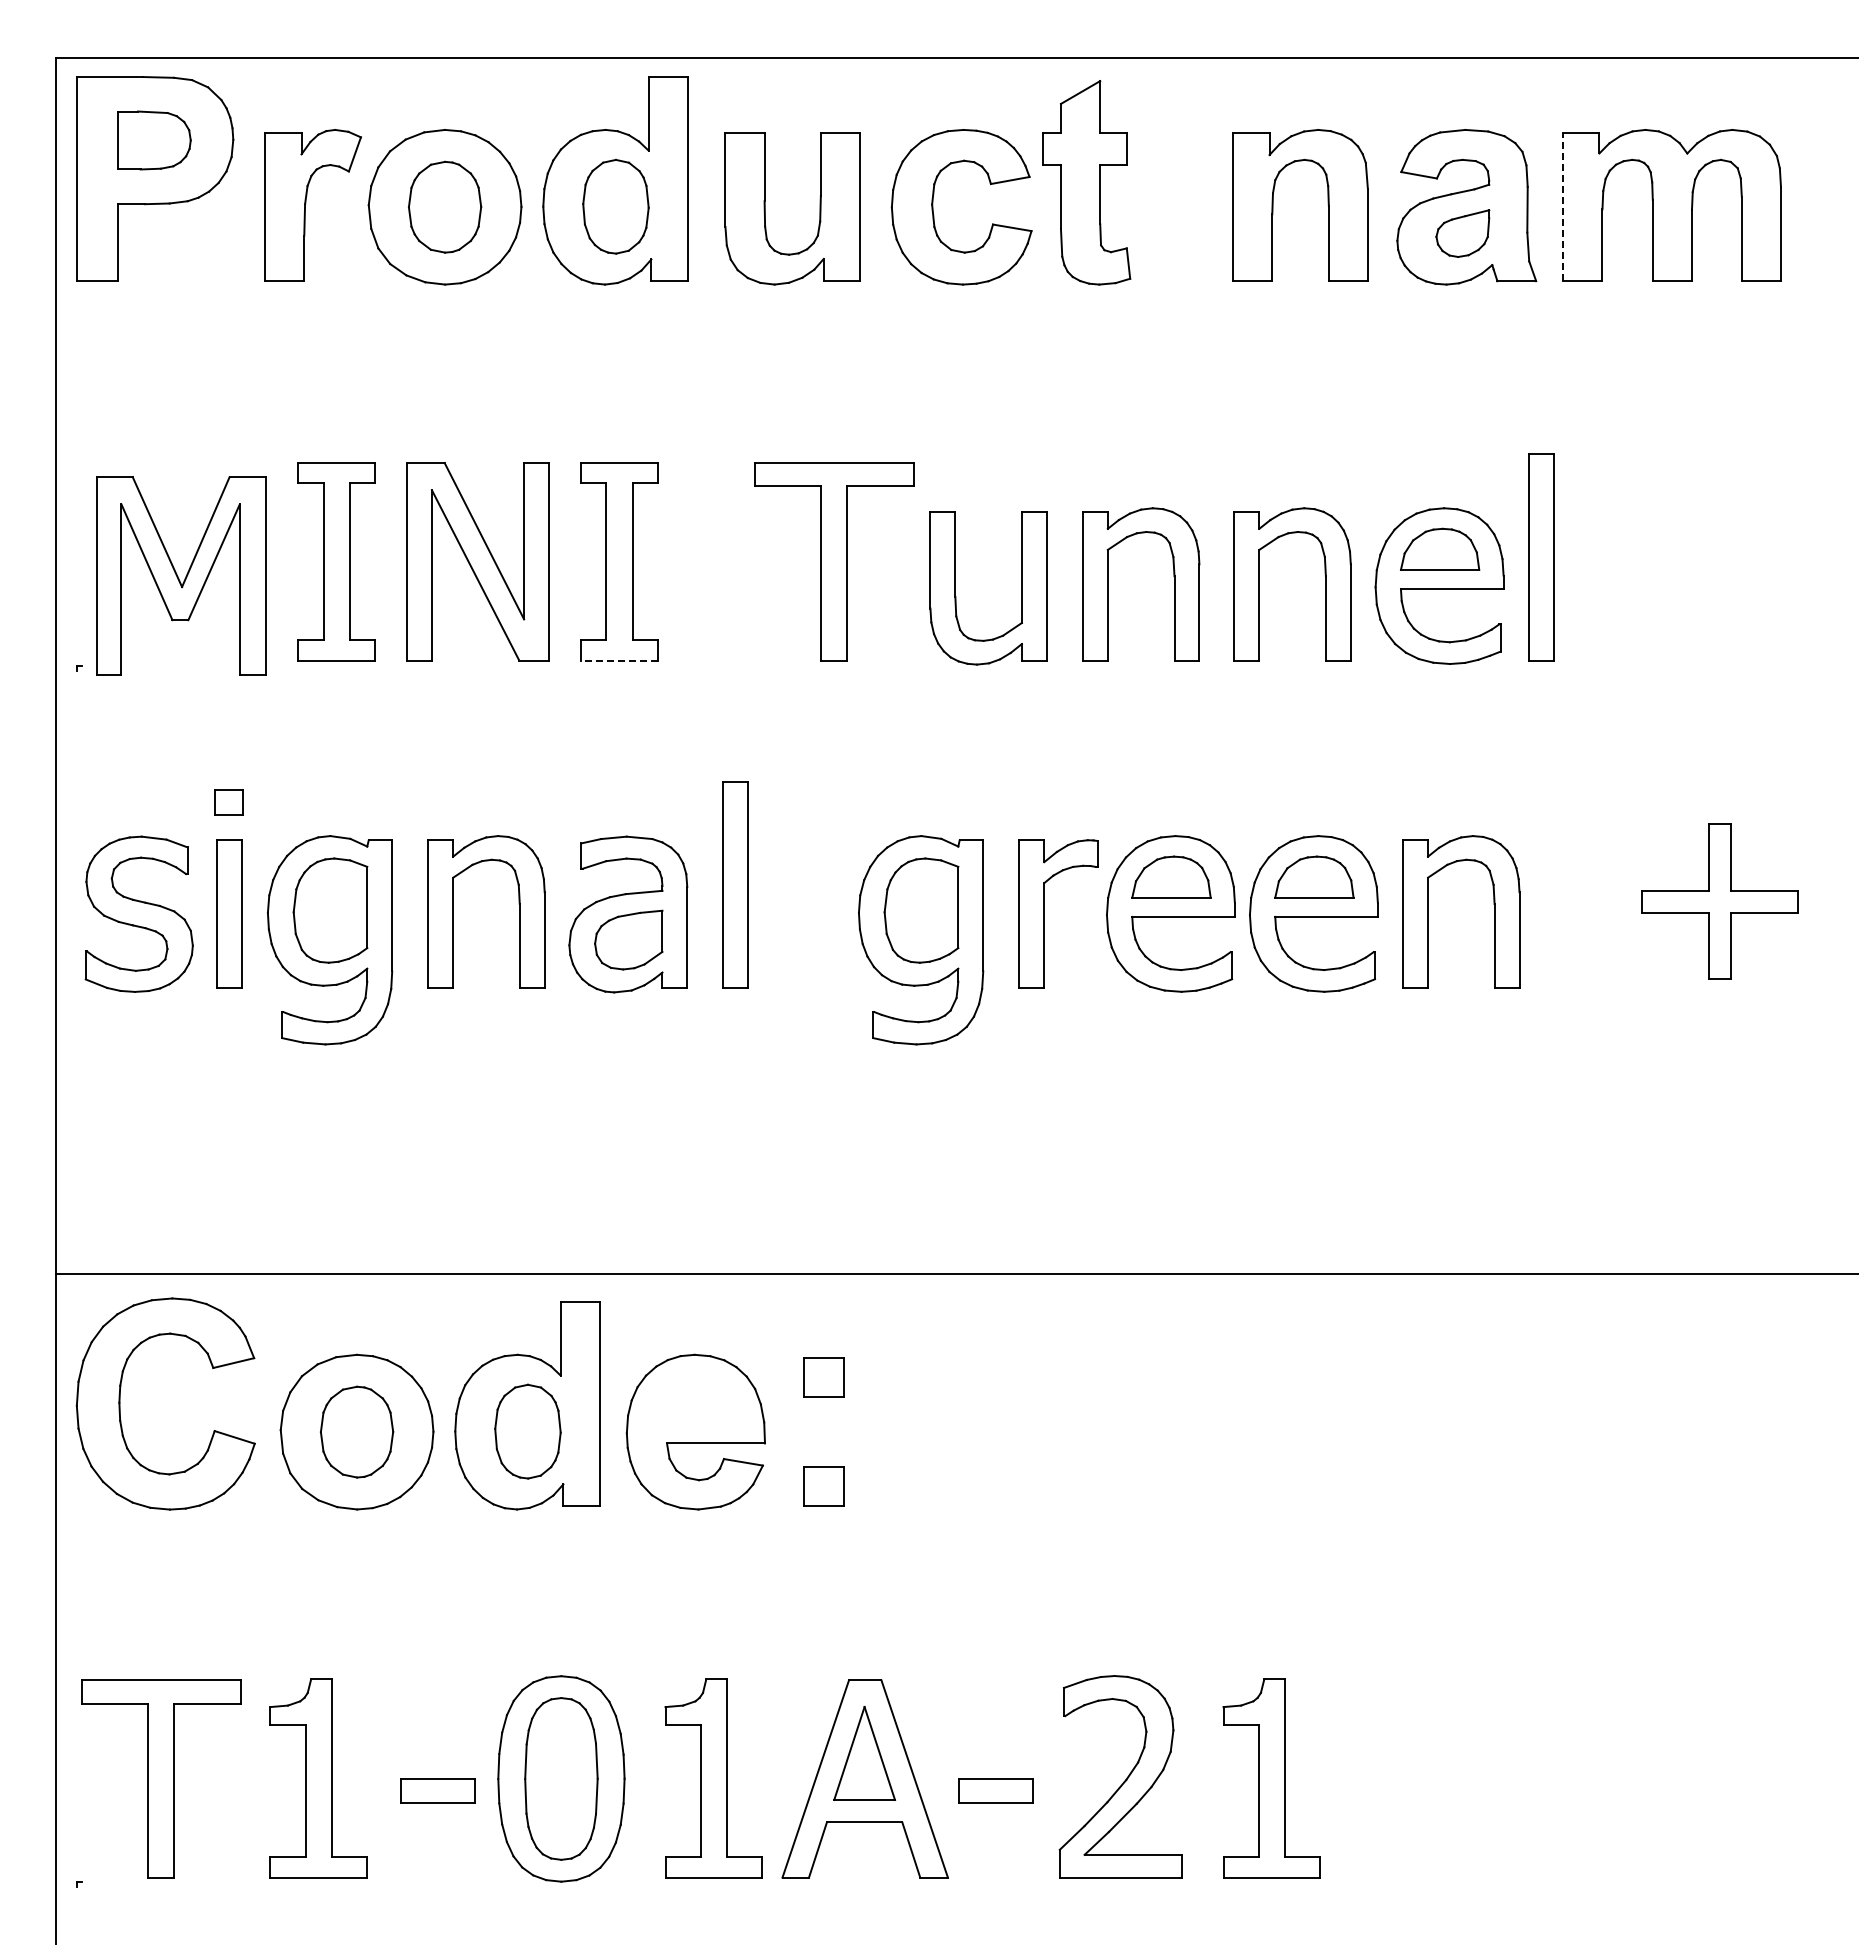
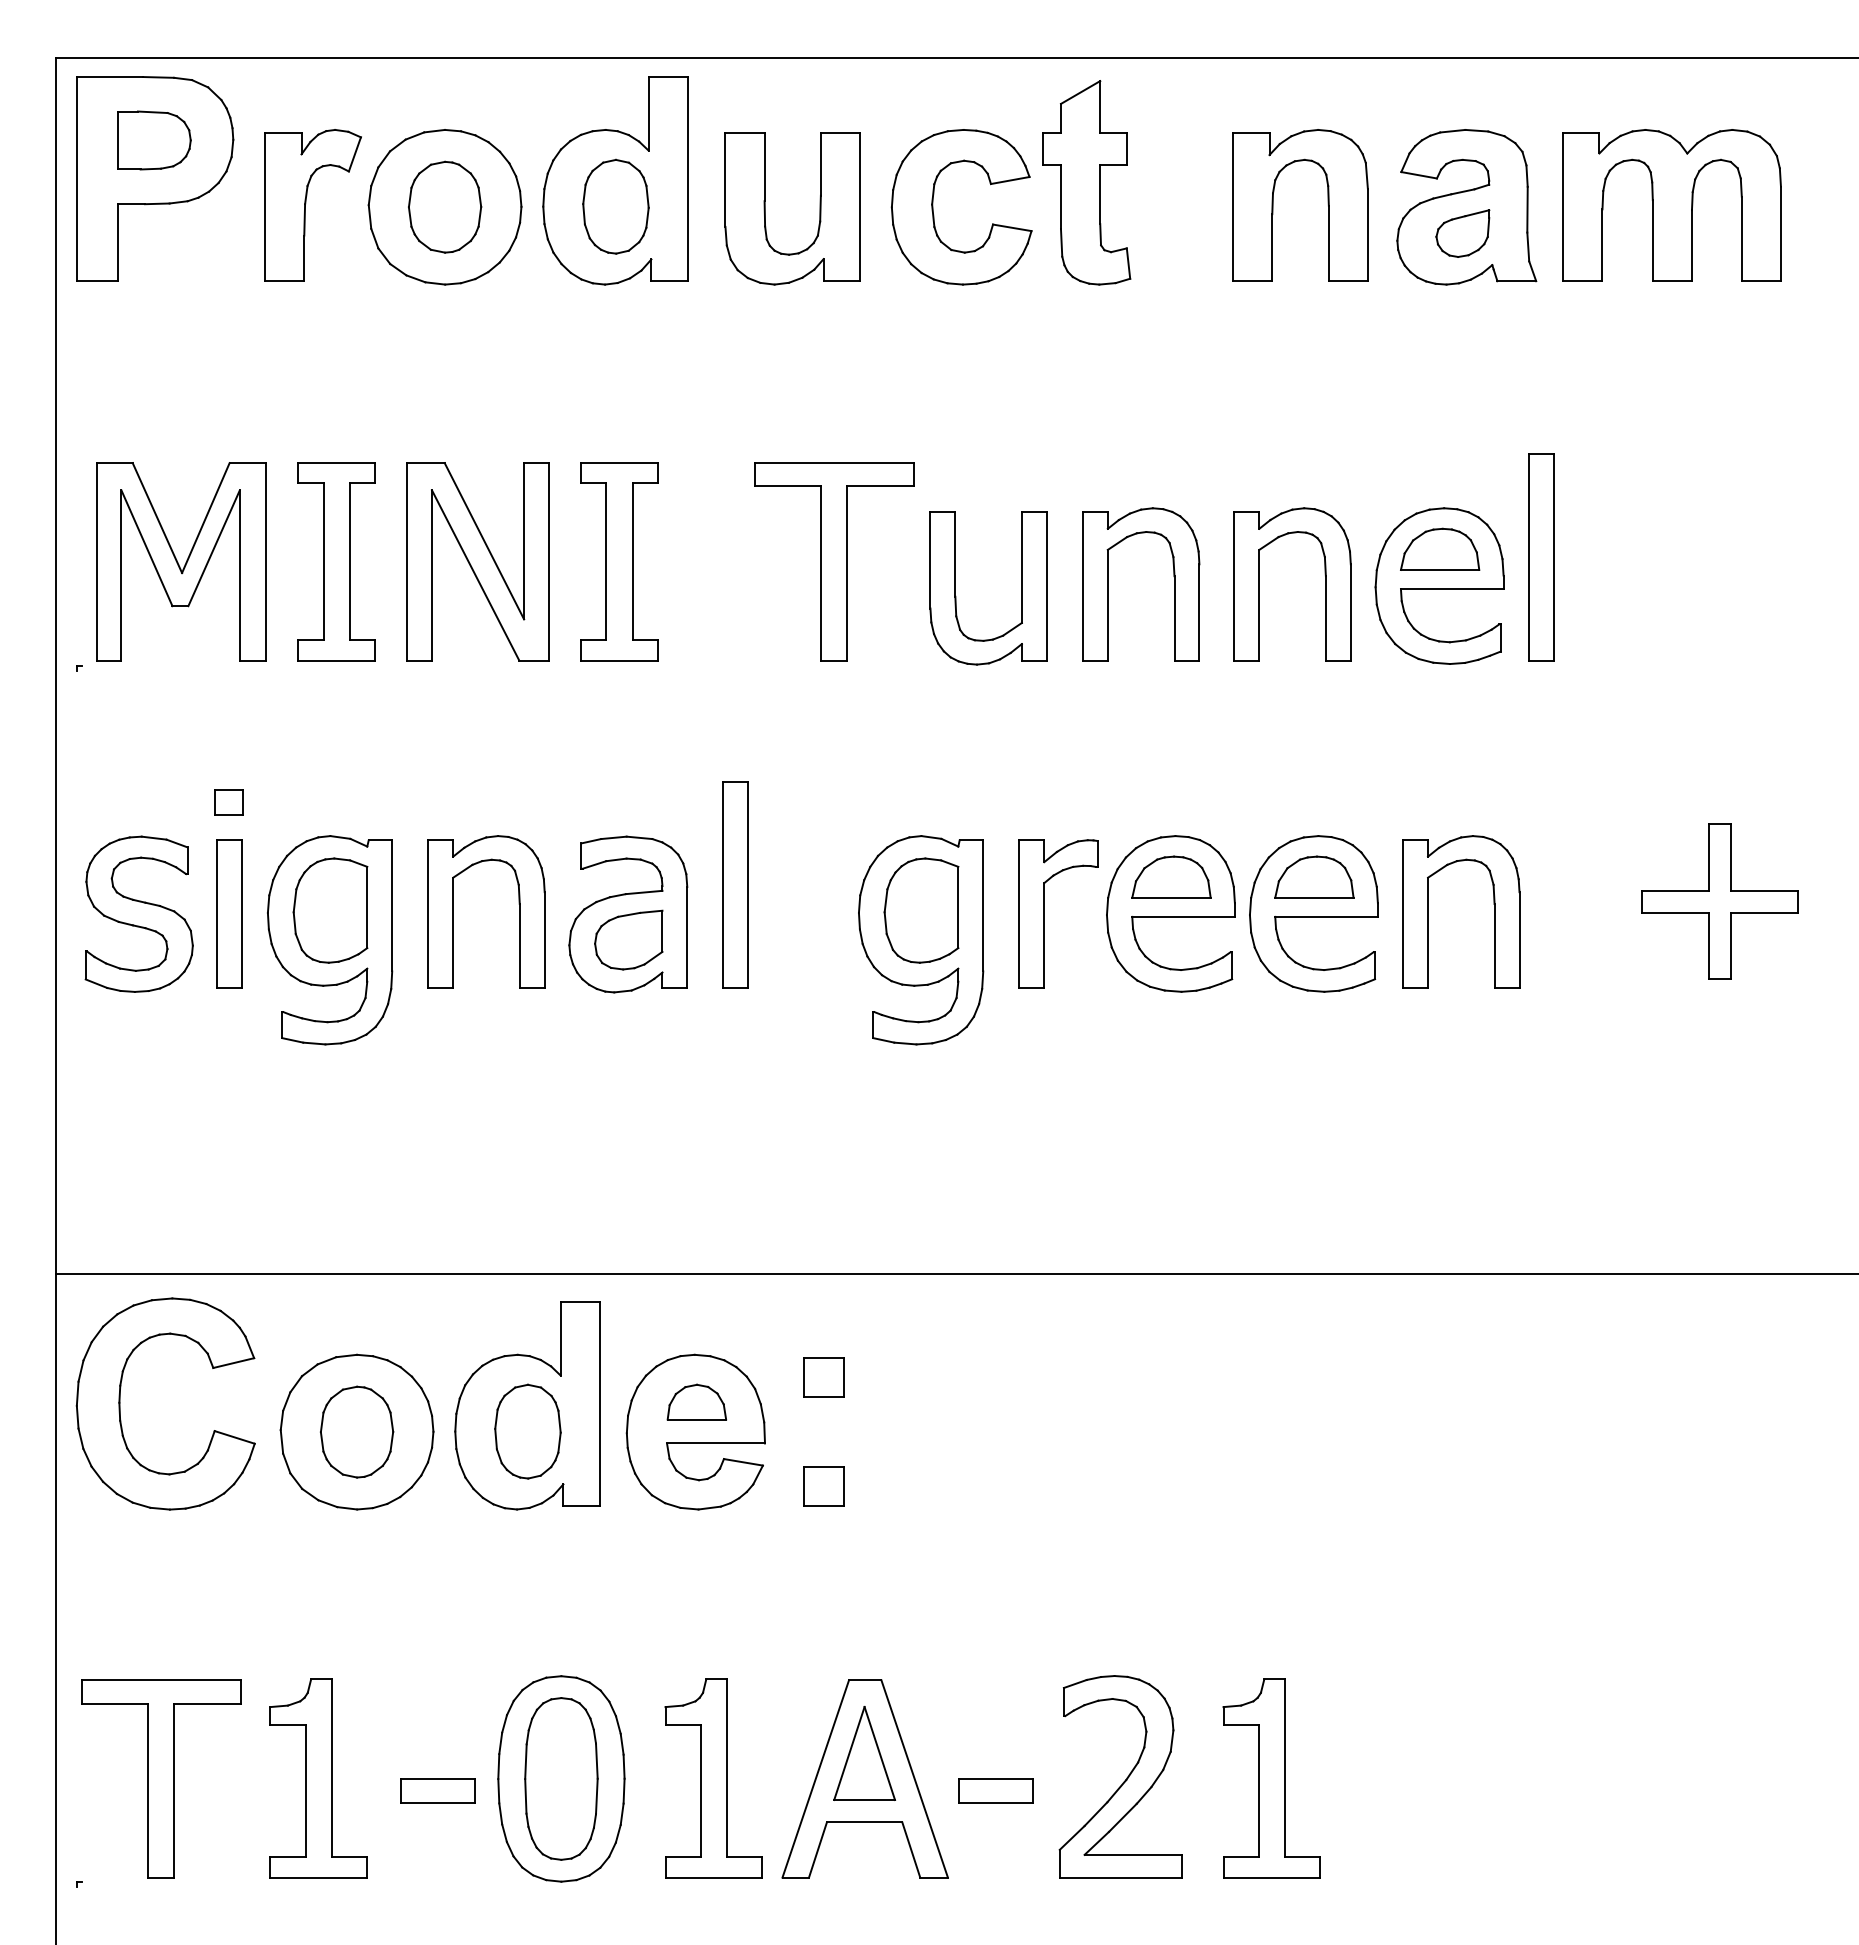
line: dashed -> solid (1563, 207)
part position: (181, 575) -> (181, 561) (181, 561)
line: dashed -> solid (618, 660)
part: none -> present (696, 1401)
